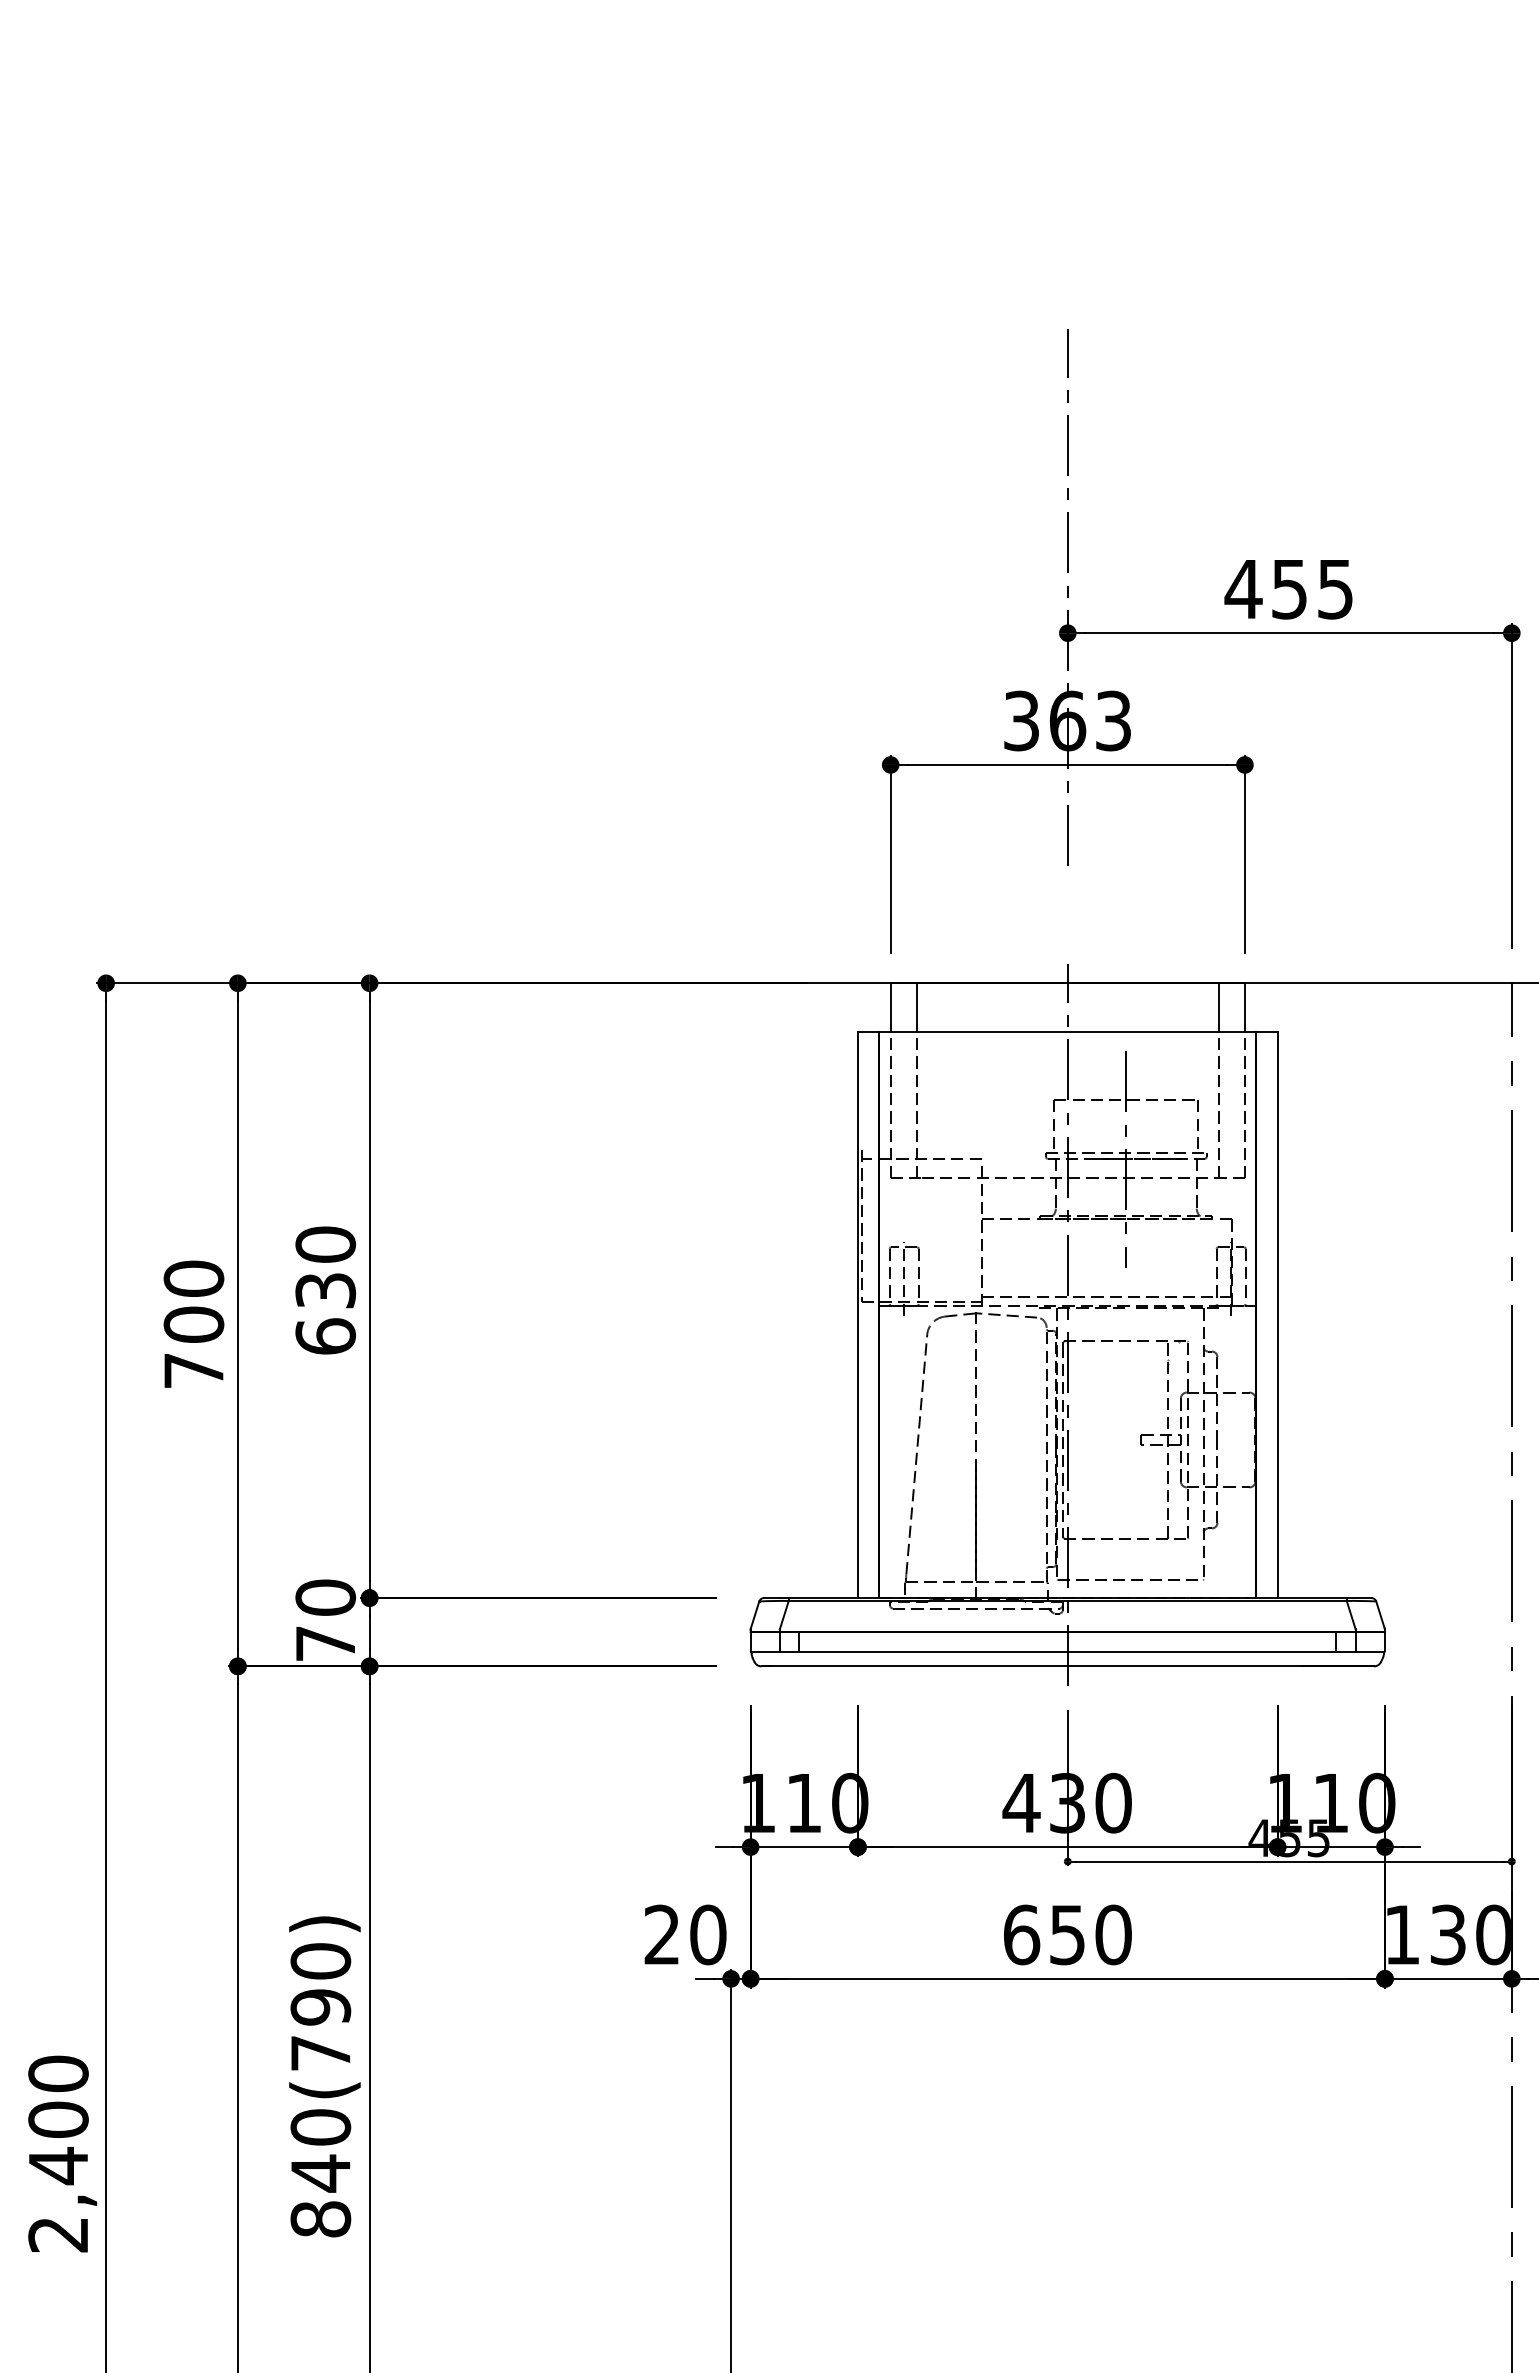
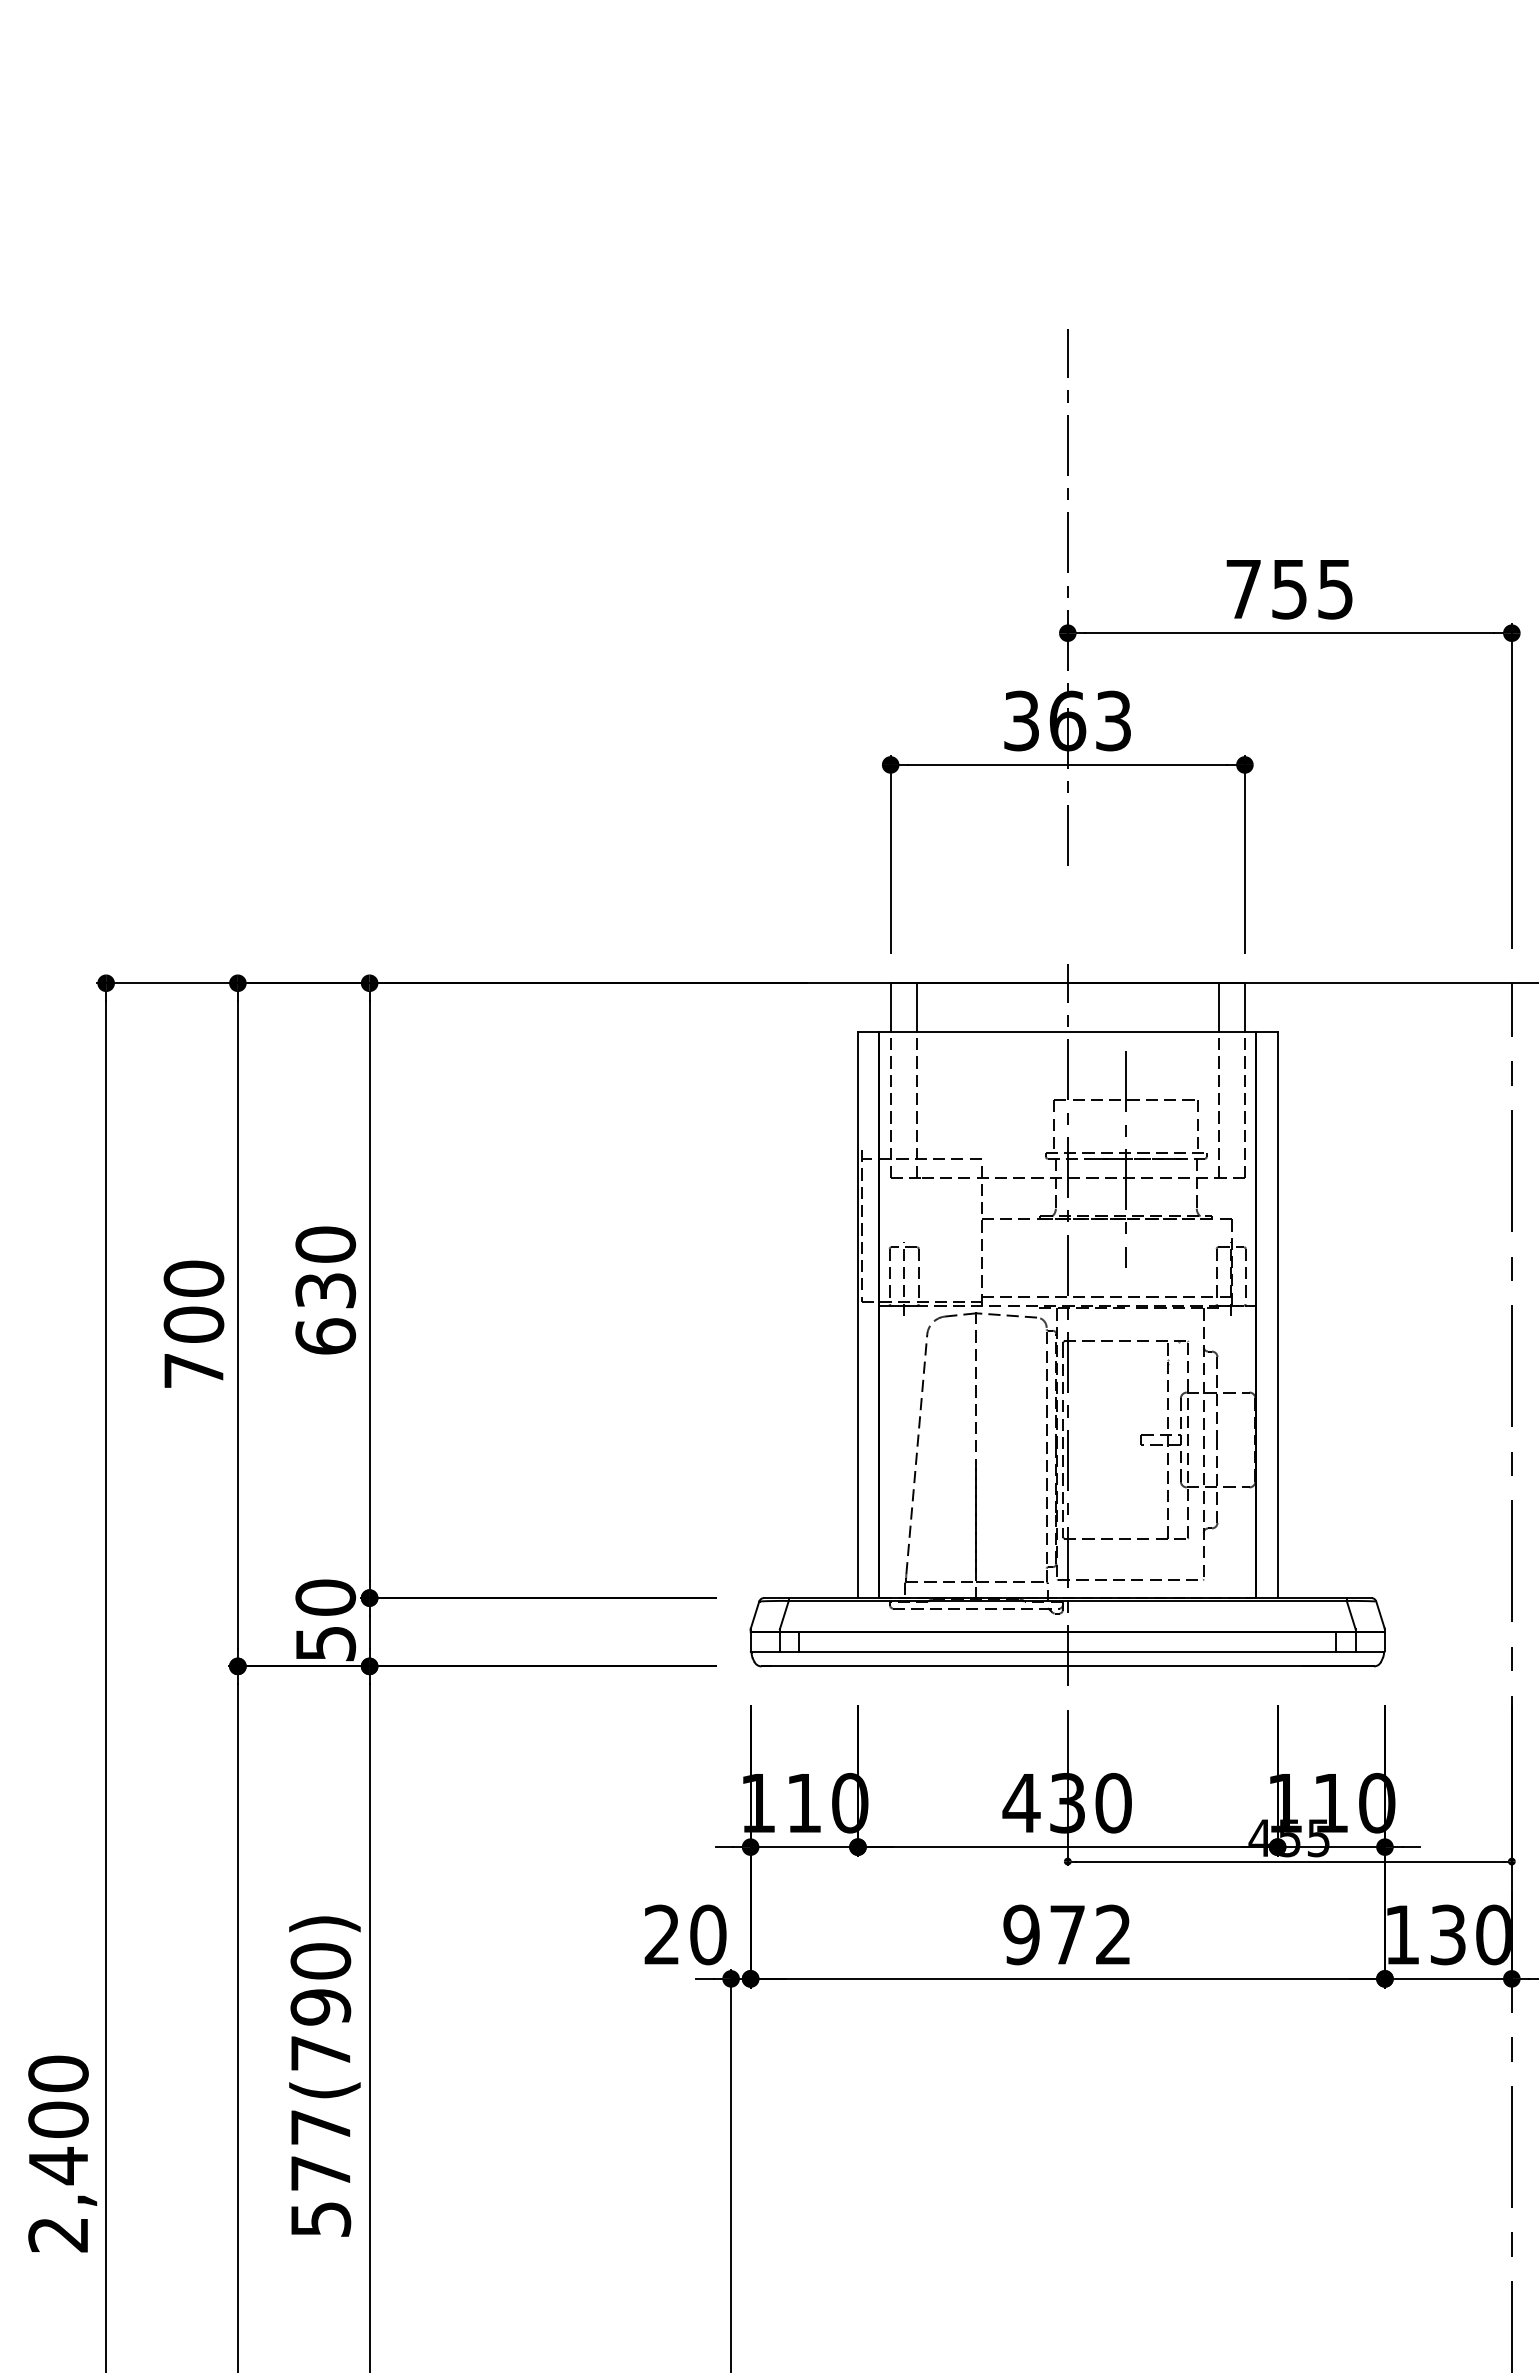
text: 455 -> 755 (1243, 589)
text: 70 -> 50 (326, 1643)
text: 650 -> 972 (1067, 1934)
text: 840(790) -> 577(790) (320, 2173)
